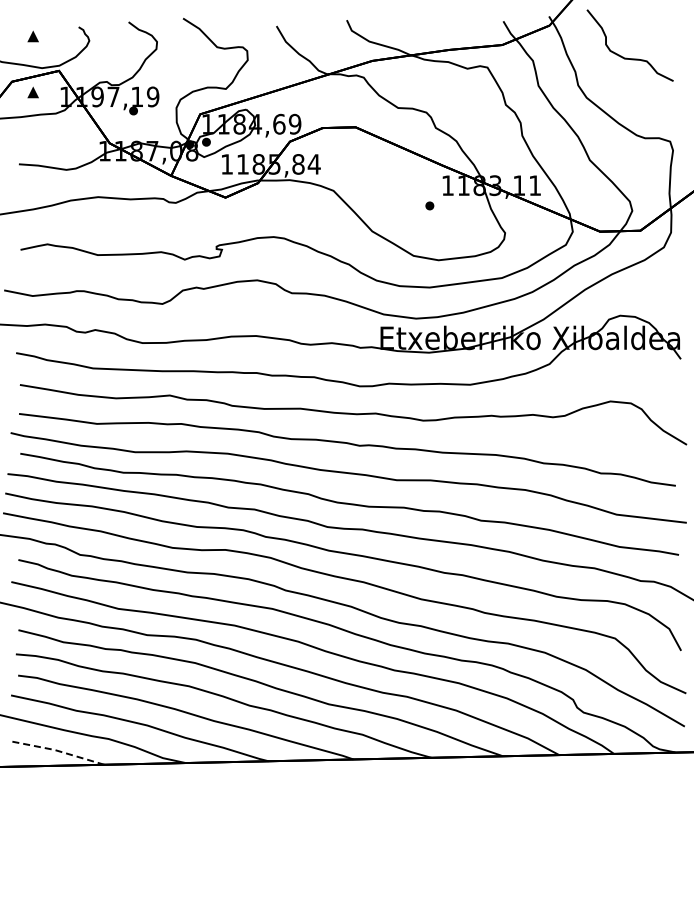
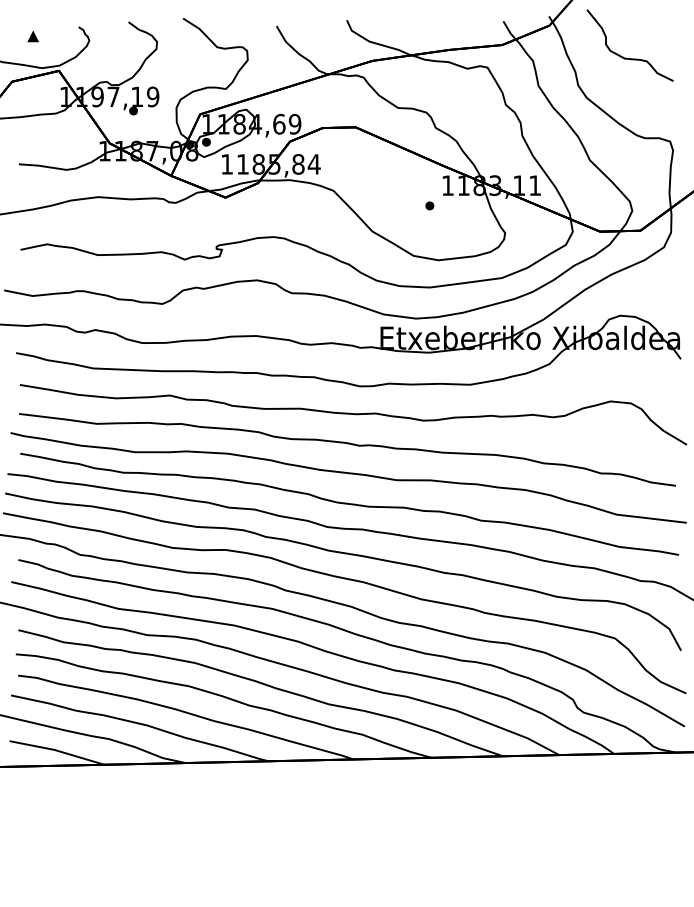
part: present -> none (32, 92)
line: dashed -> solid (57, 750)
